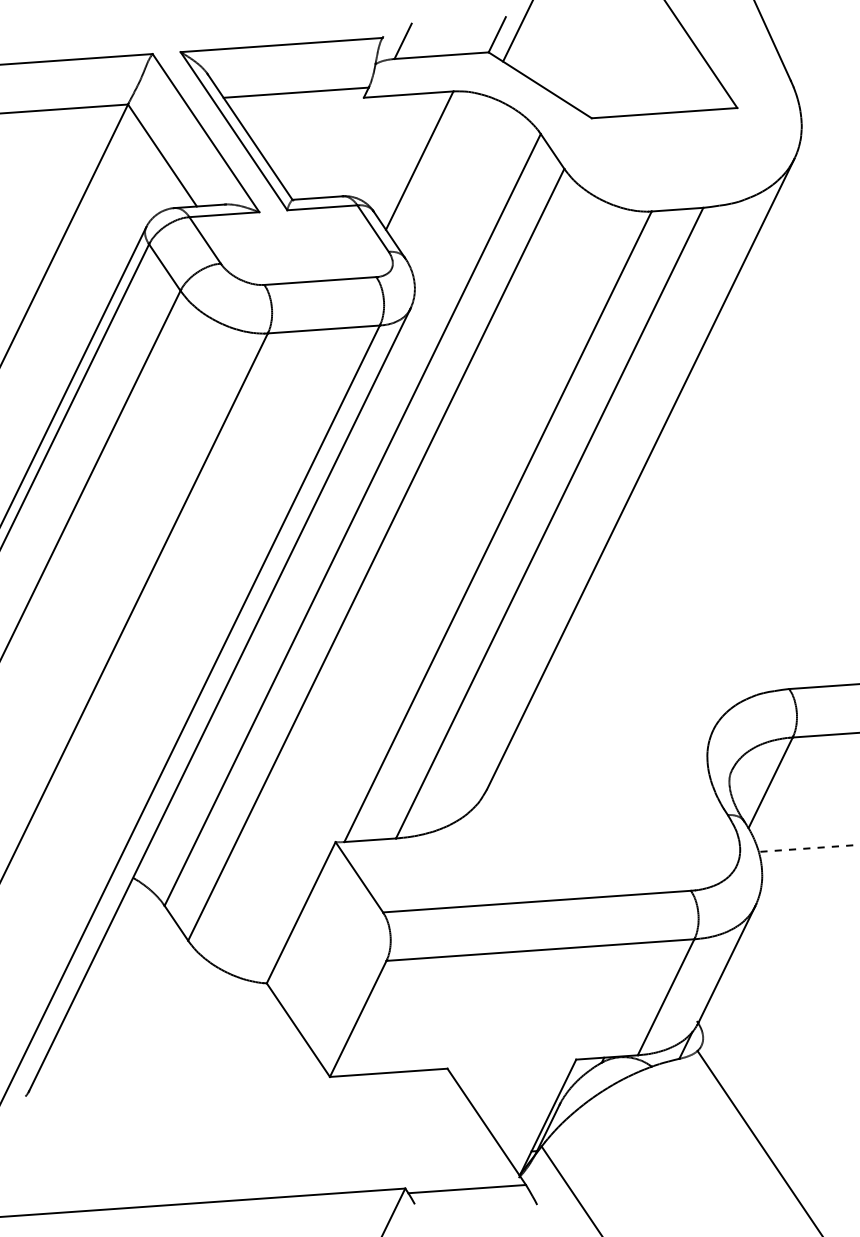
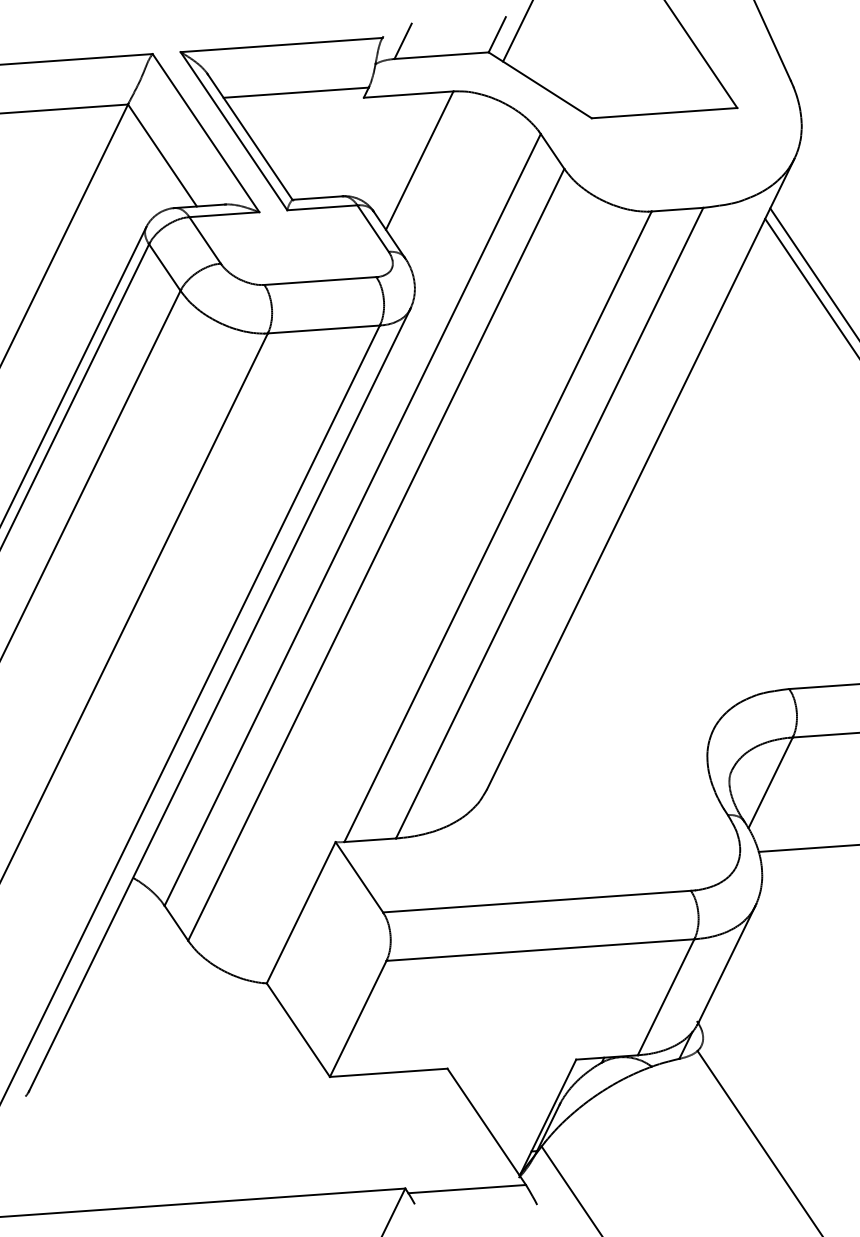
line: none -> present (813, 272)
line: none -> present (810, 286)
line: dashed -> solid (808, 848)
